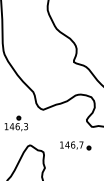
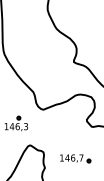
part position: (75, 145) -> (75, 158) (75, 158)
